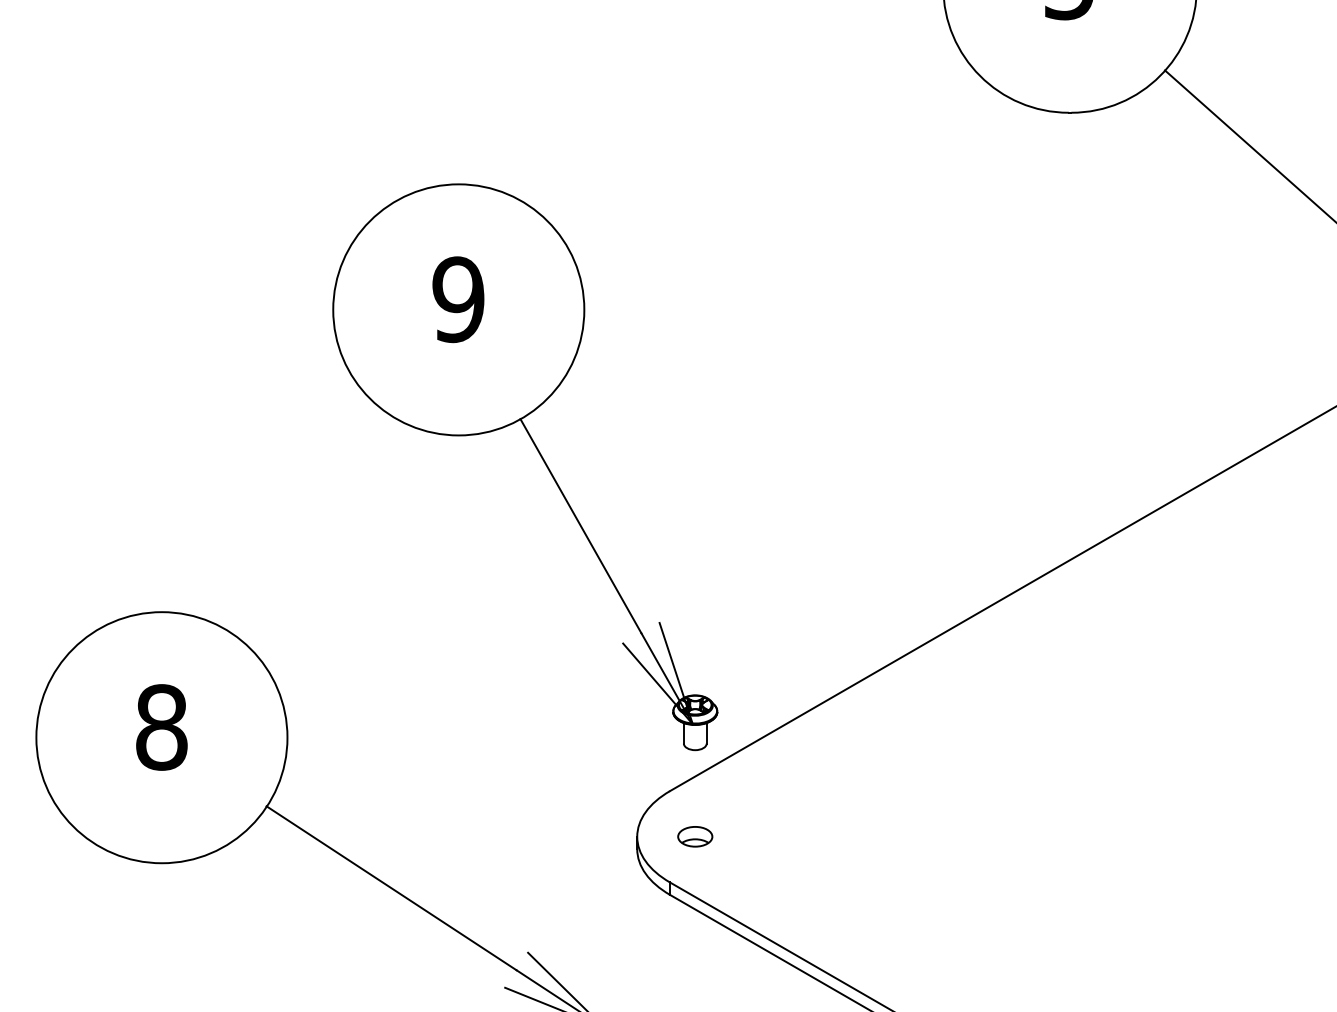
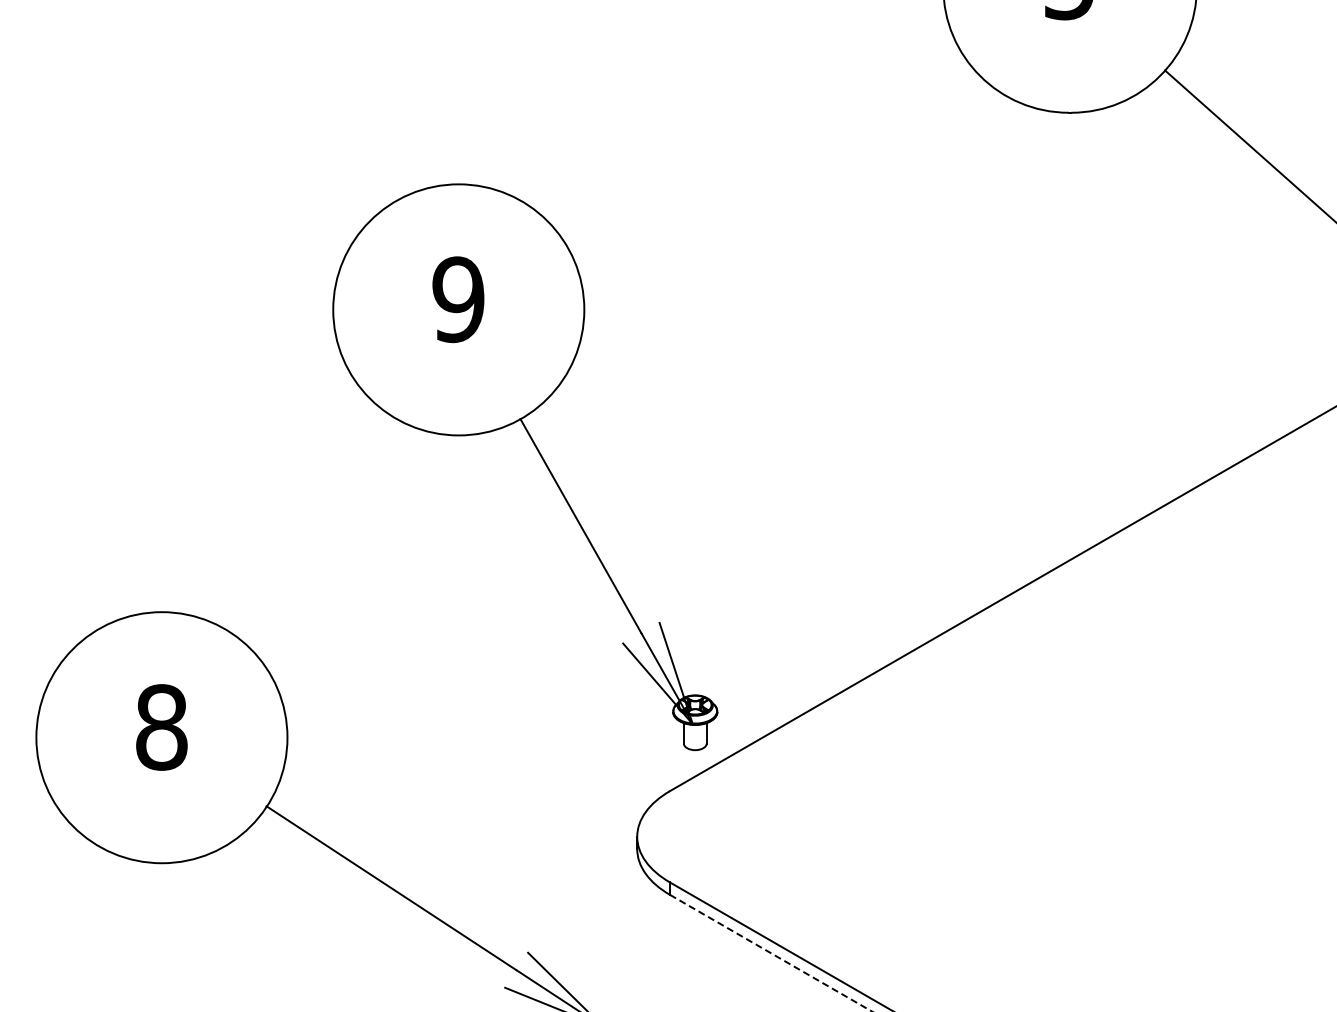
part: present -> none (695, 836)
line: solid -> dashed (771, 953)
